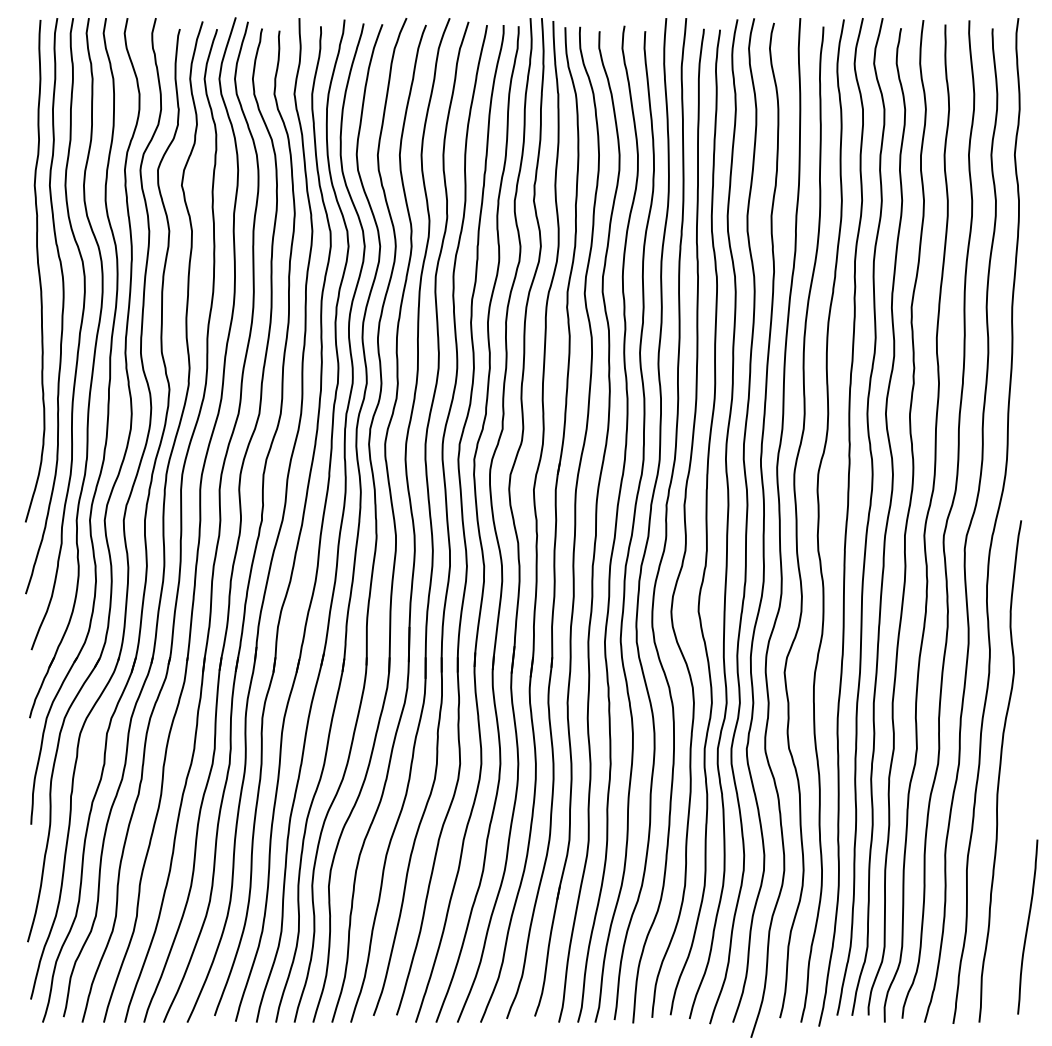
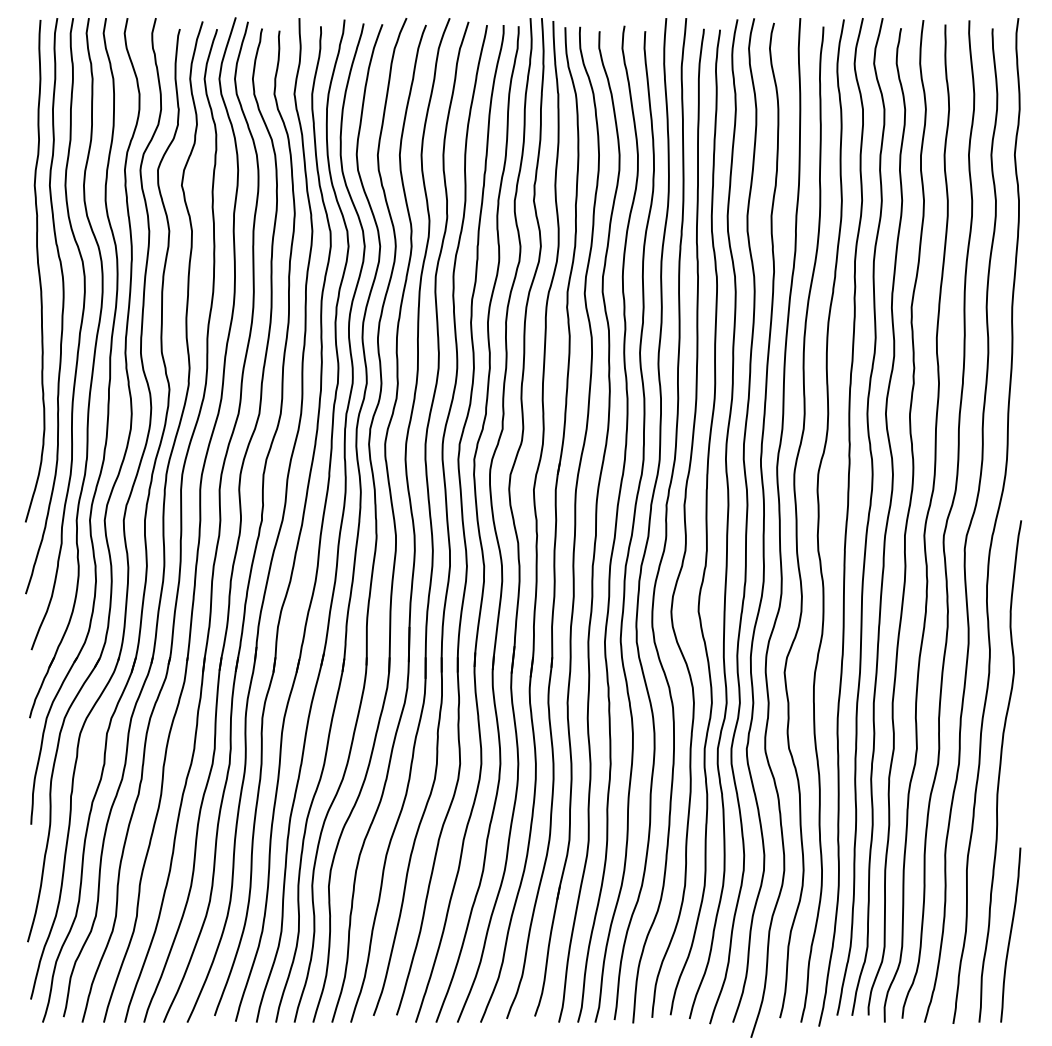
curve position: (1027, 926) -> (1010, 934) (1010, 934)
